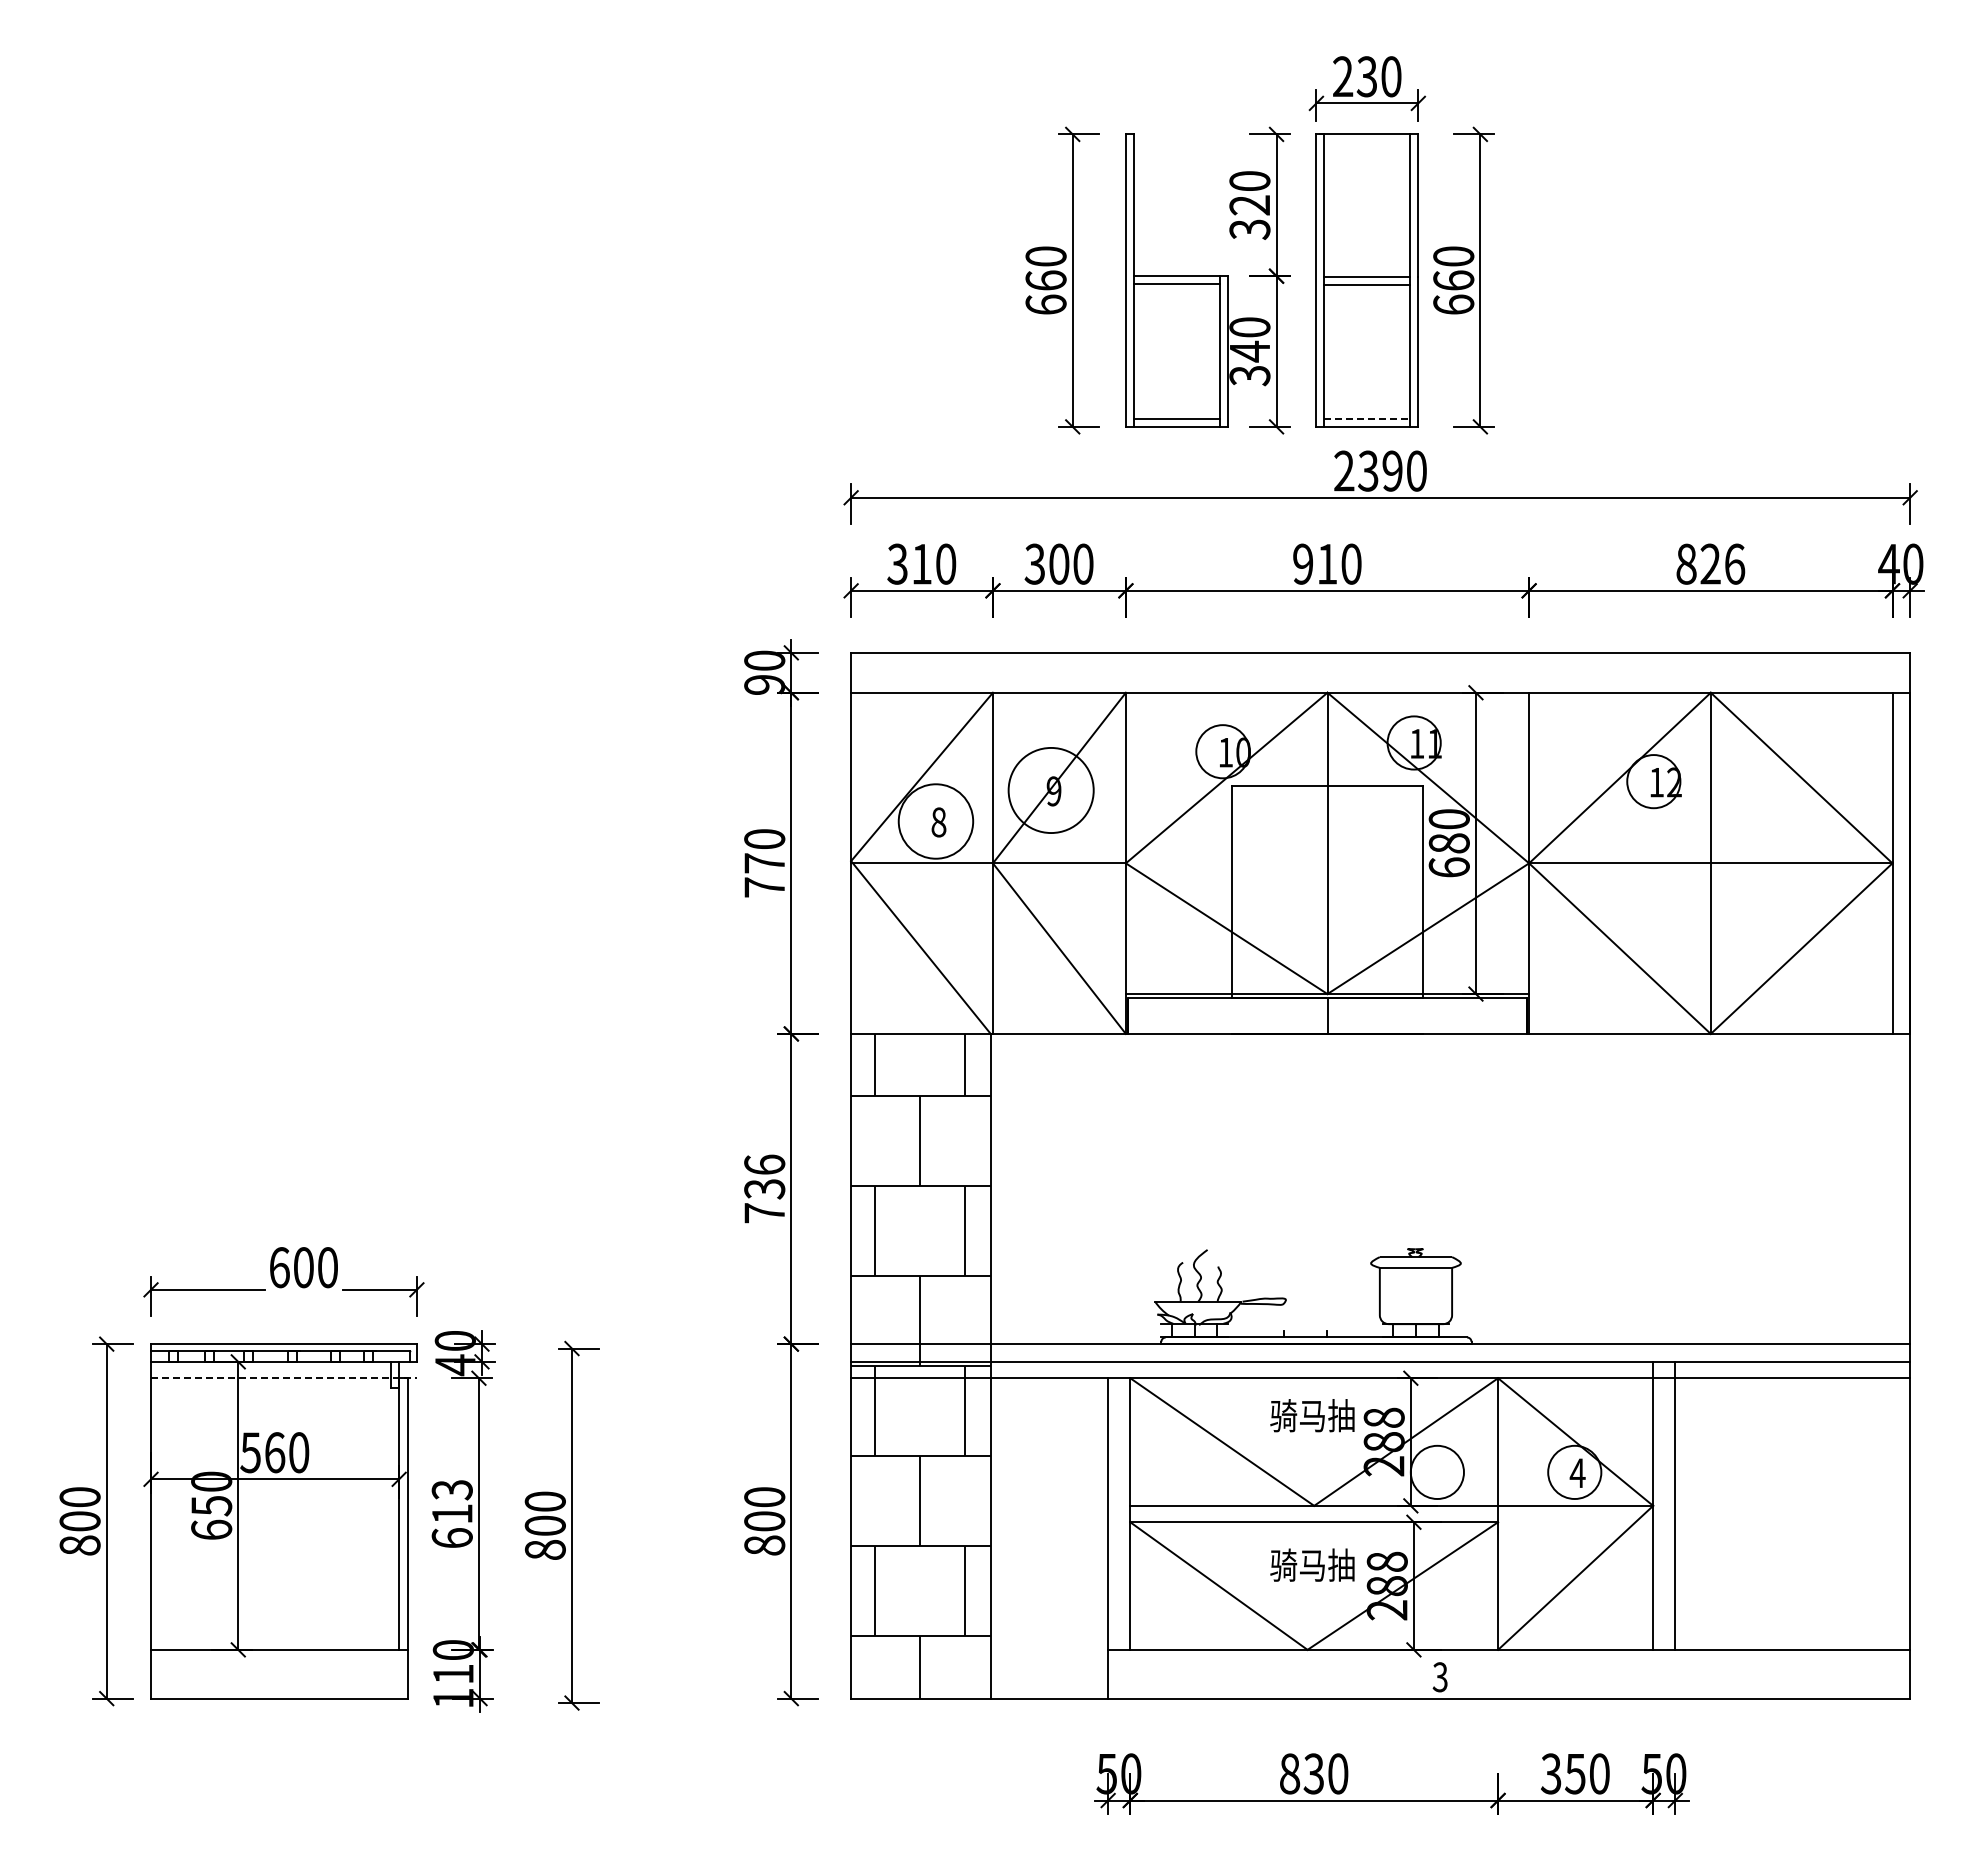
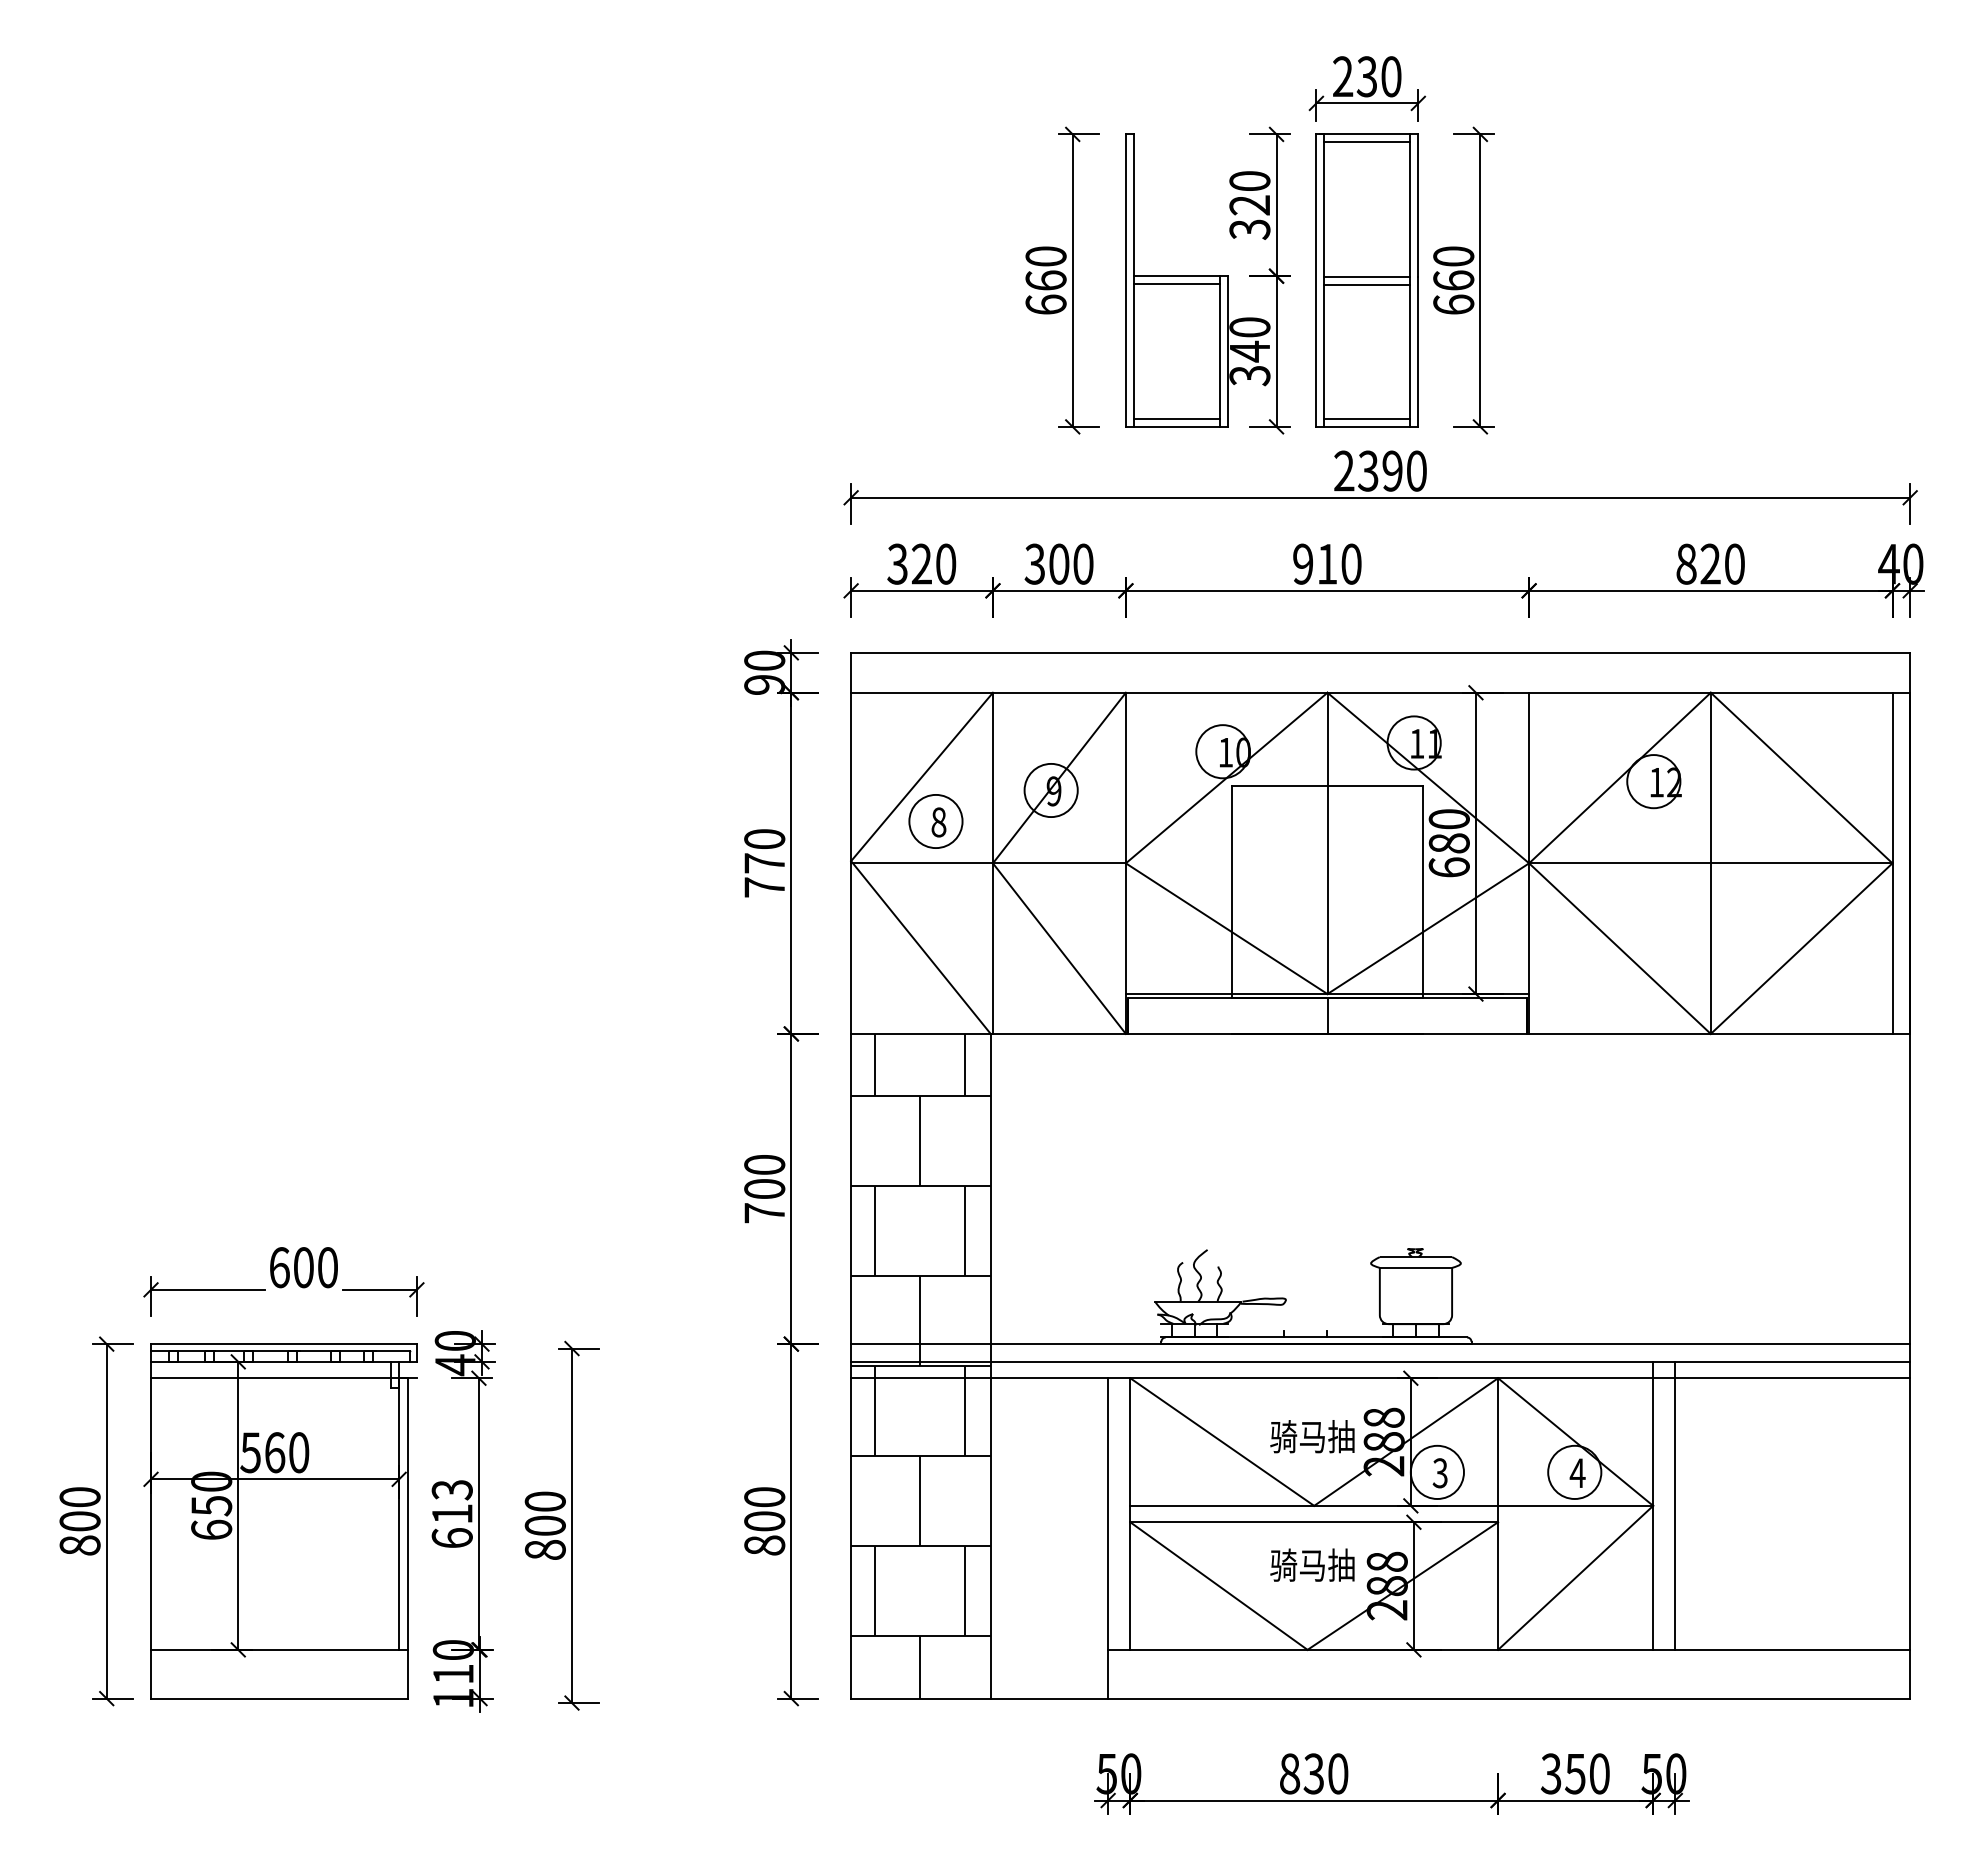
line: none -> present (1367, 142)
line: dashed -> solid (1367, 418)
text: 310 -> 320 (921, 563)
text: 826 -> 820 (1735, 563)
circle diameter: 85 px -> 53 px (1050, 790)
circle diameter: 74 px -> 53 px (935, 821)
text: 736 -> 700 (764, 1176)
line: dashed -> solid (283, 1378)
text position: (1312, 1415) -> (1312, 1436) (1312, 1436)
text position: (1439, 1677) -> (1439, 1473) (1439, 1473)
